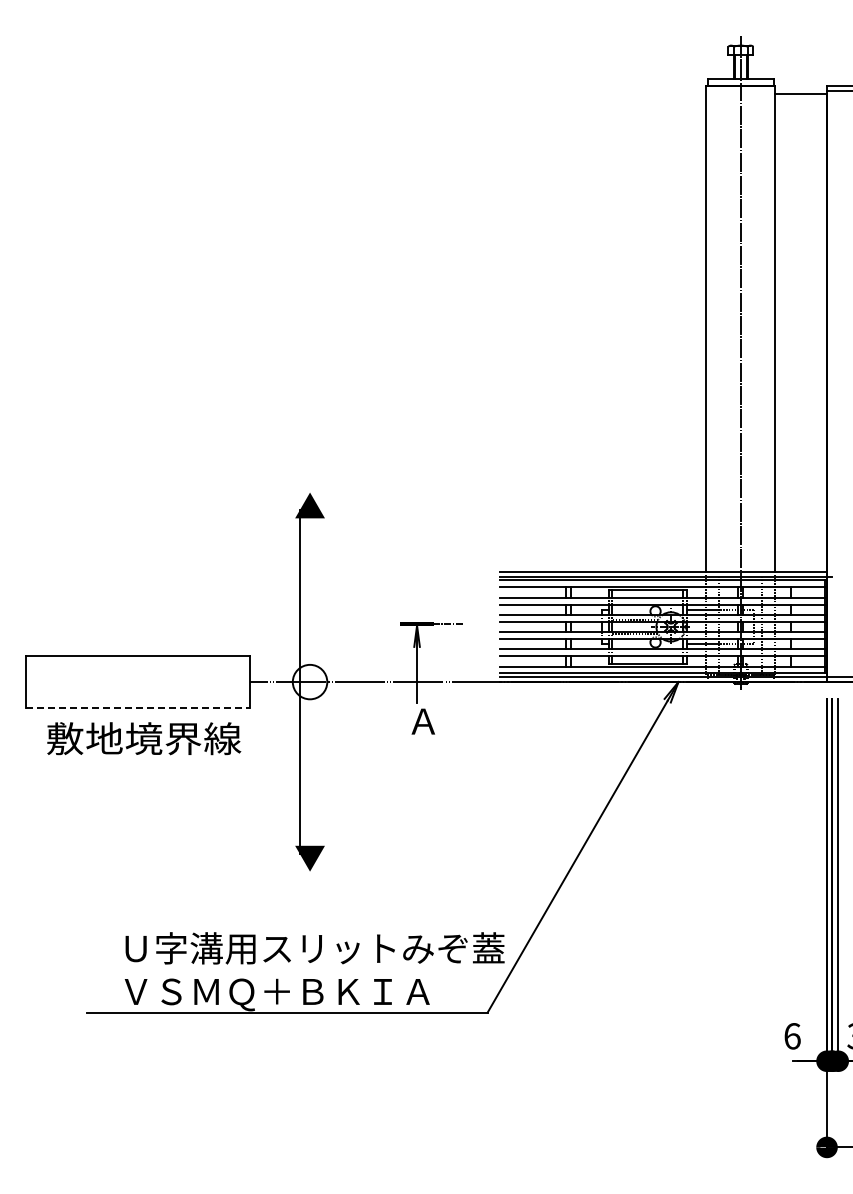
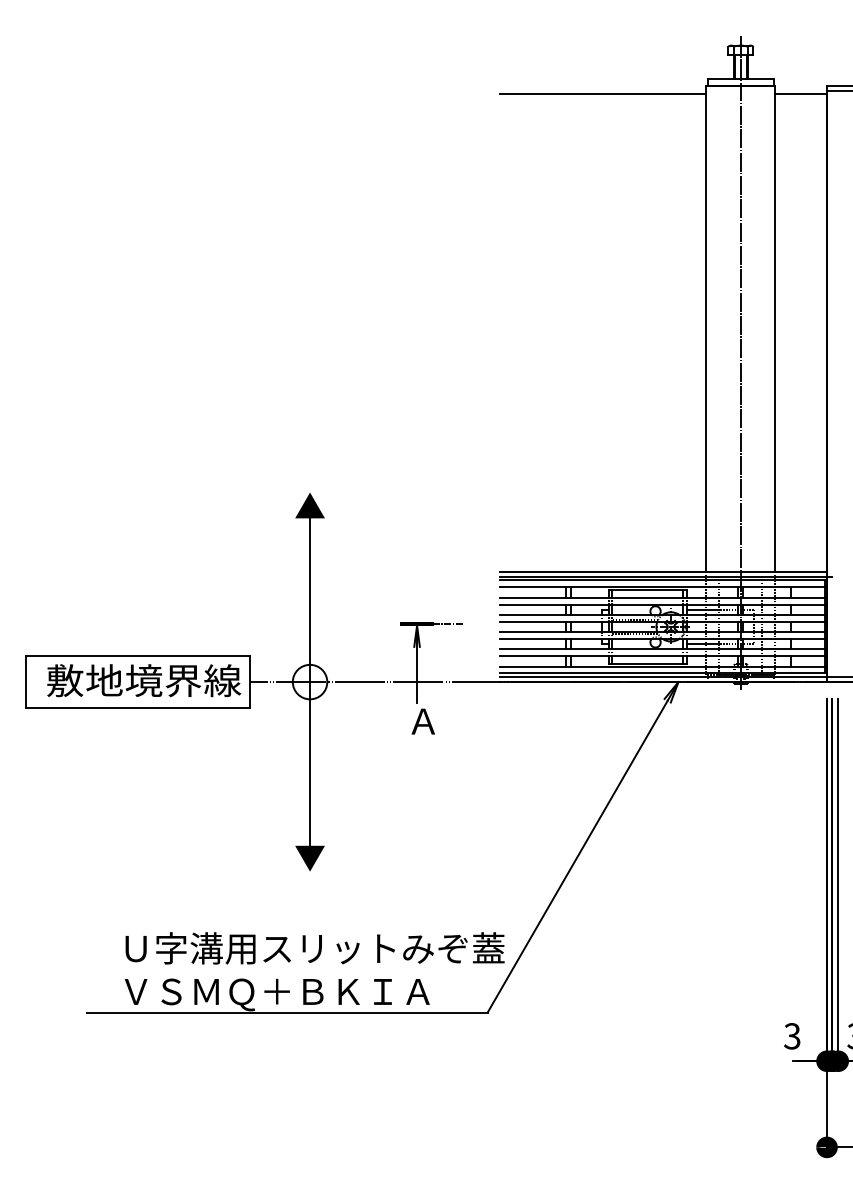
line: none -> present (602, 94)
line position: (300, 681) -> (310, 681) (310, 681)
line: dashed -> solid (138, 707)
text position: (144, 738) -> (144, 680) (144, 680)
text: 6 -> 3 (792, 1036)
